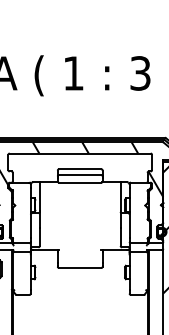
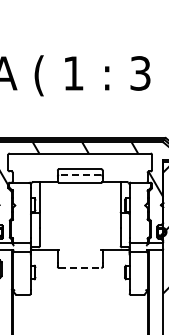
line: solid -> dashed (79, 175)
line: solid -> dashed (80, 268)
